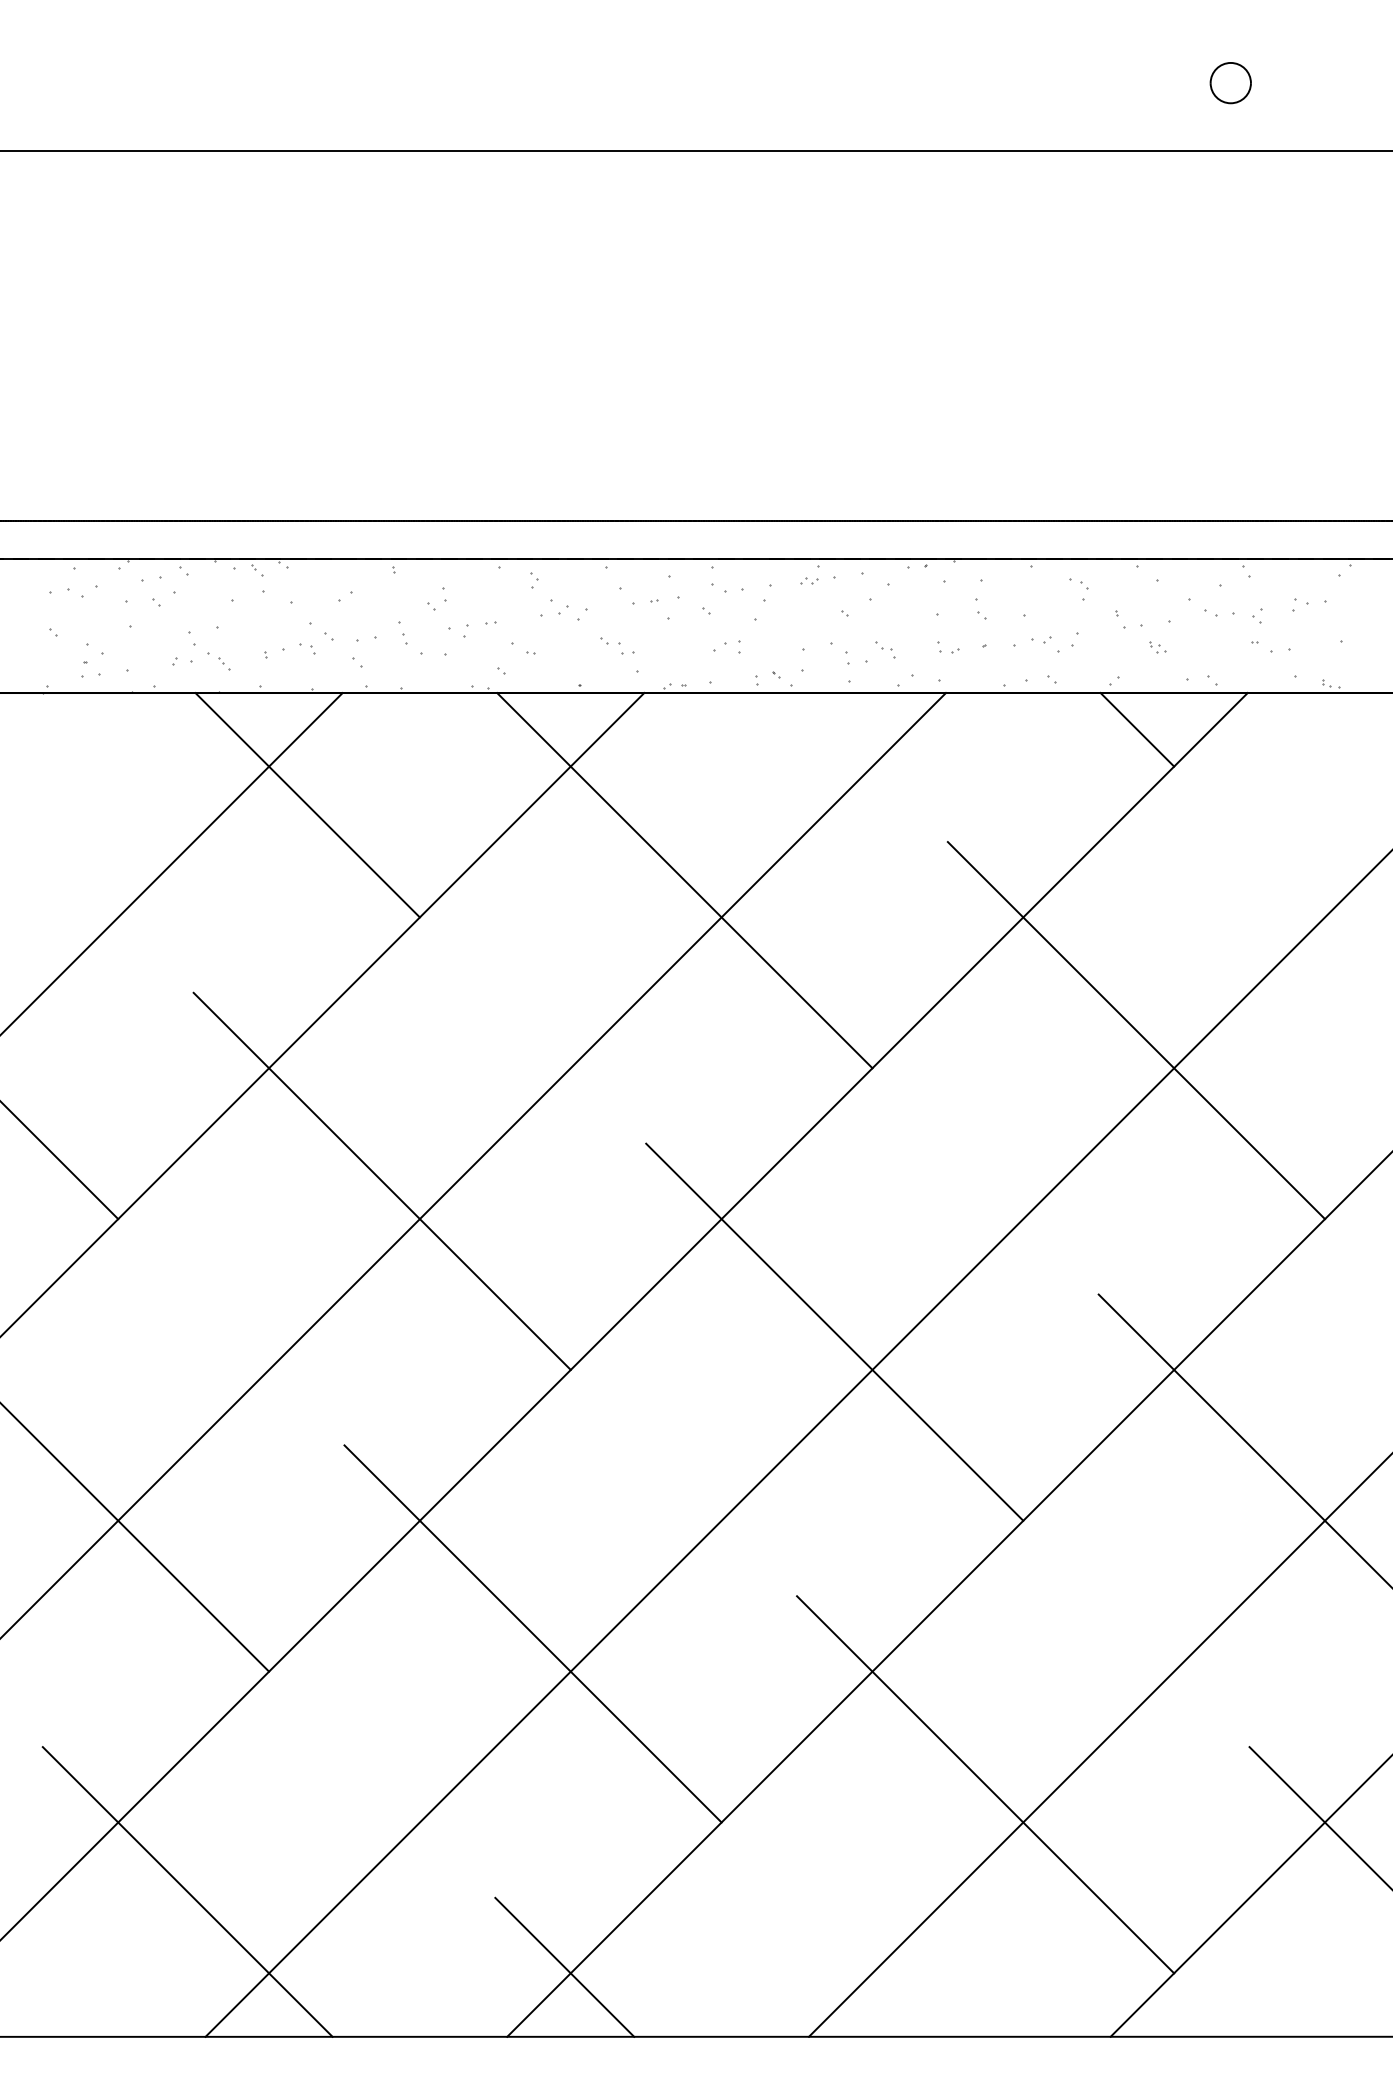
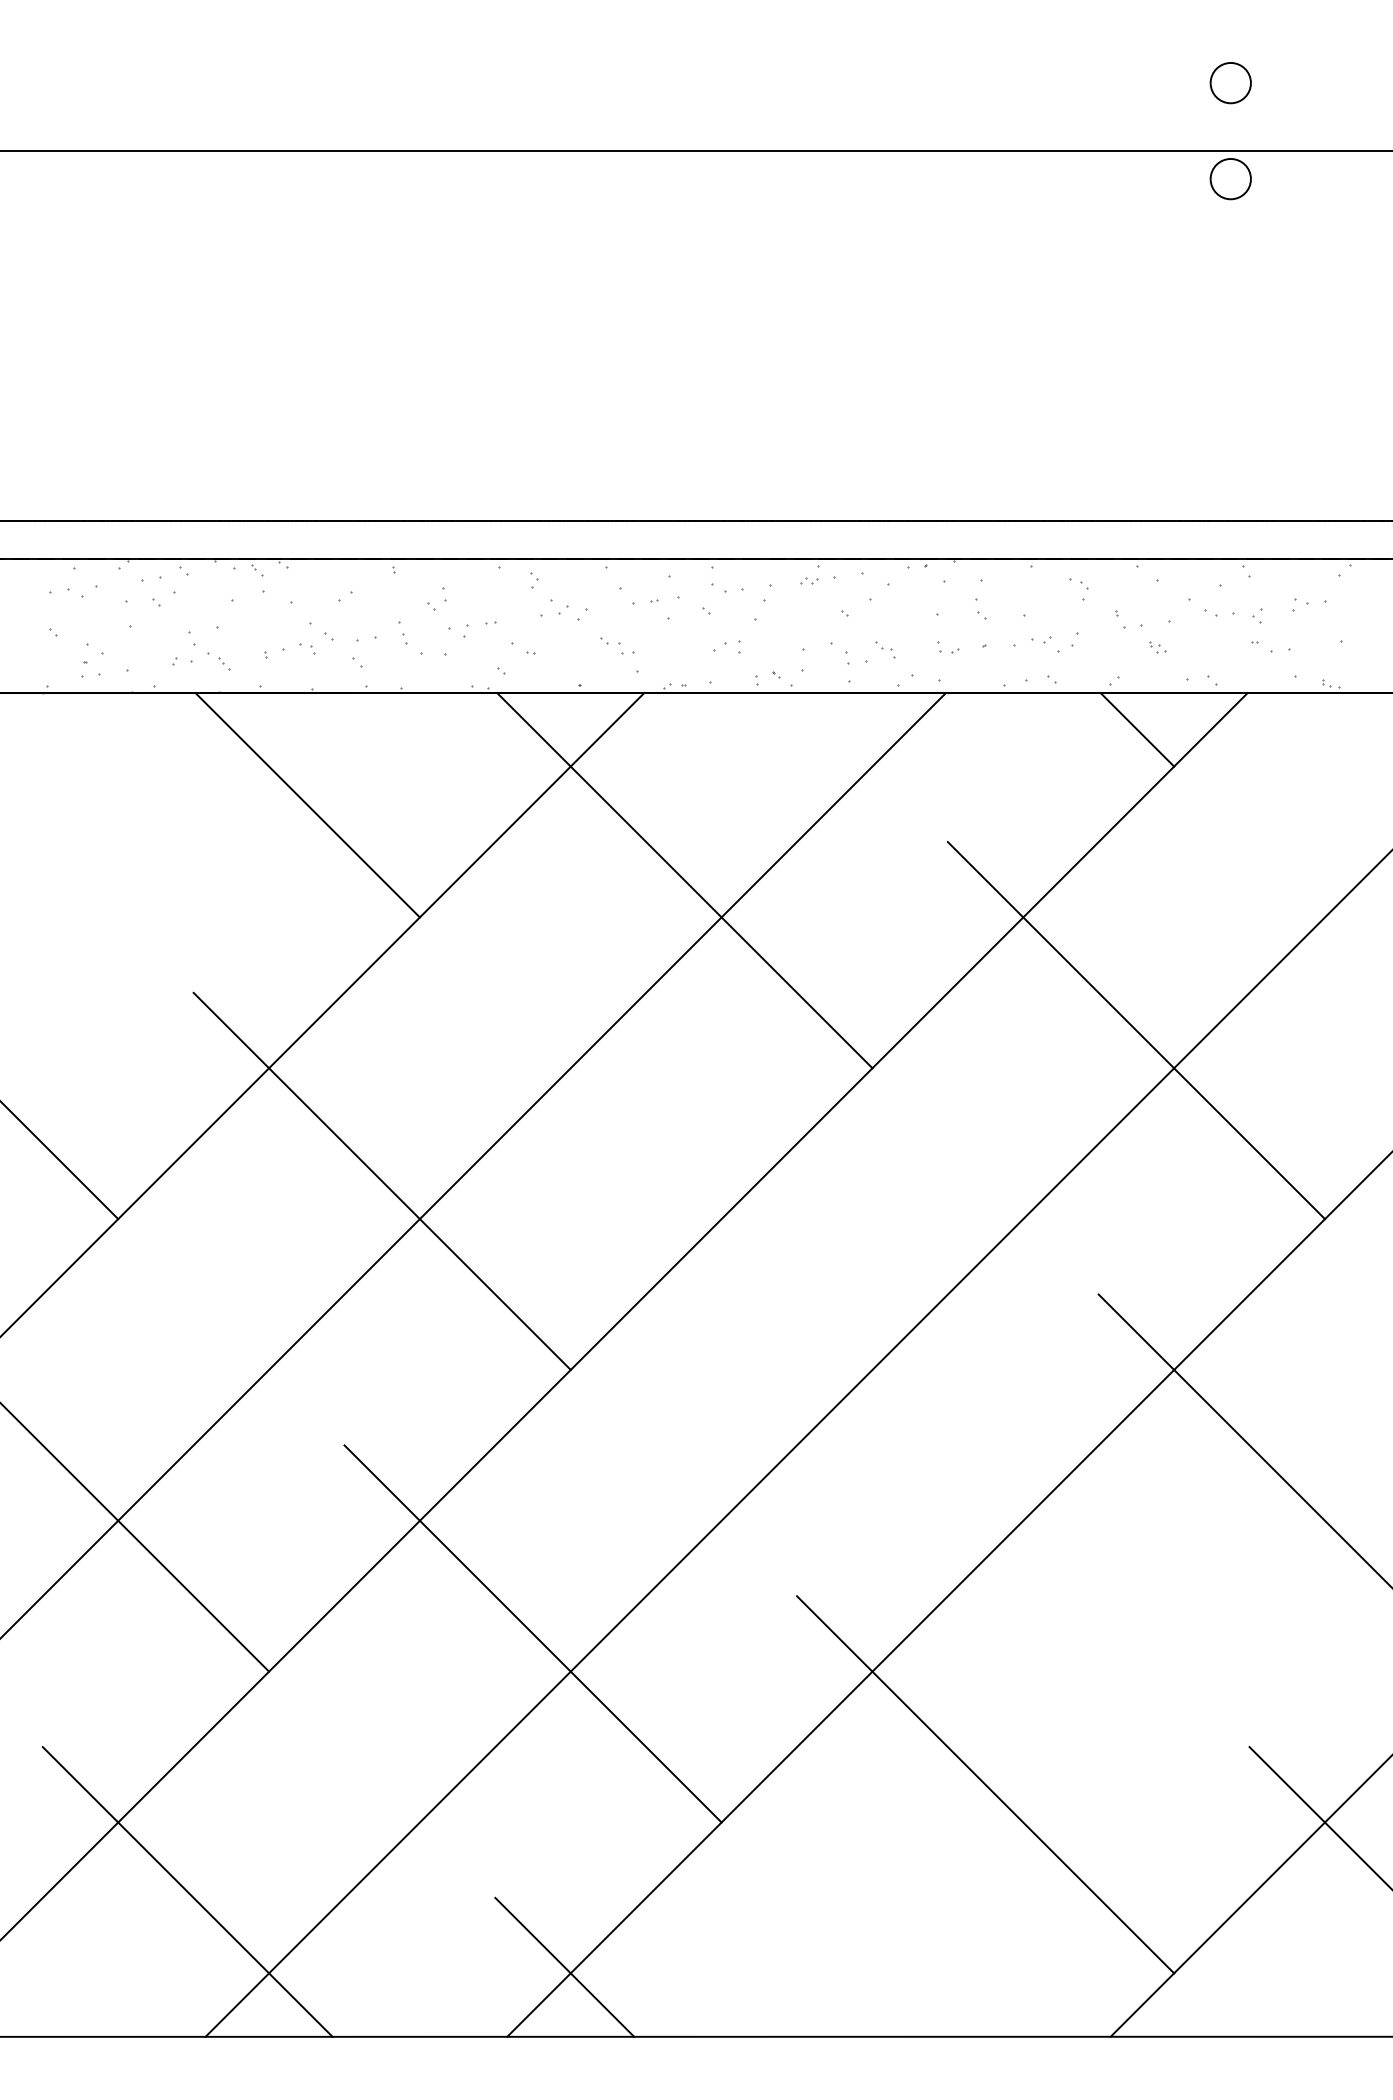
part: none -> present (1230, 179)
line: present -> none (172, 863)
line: present -> none (834, 1331)
line: present -> none (1098, 1746)
